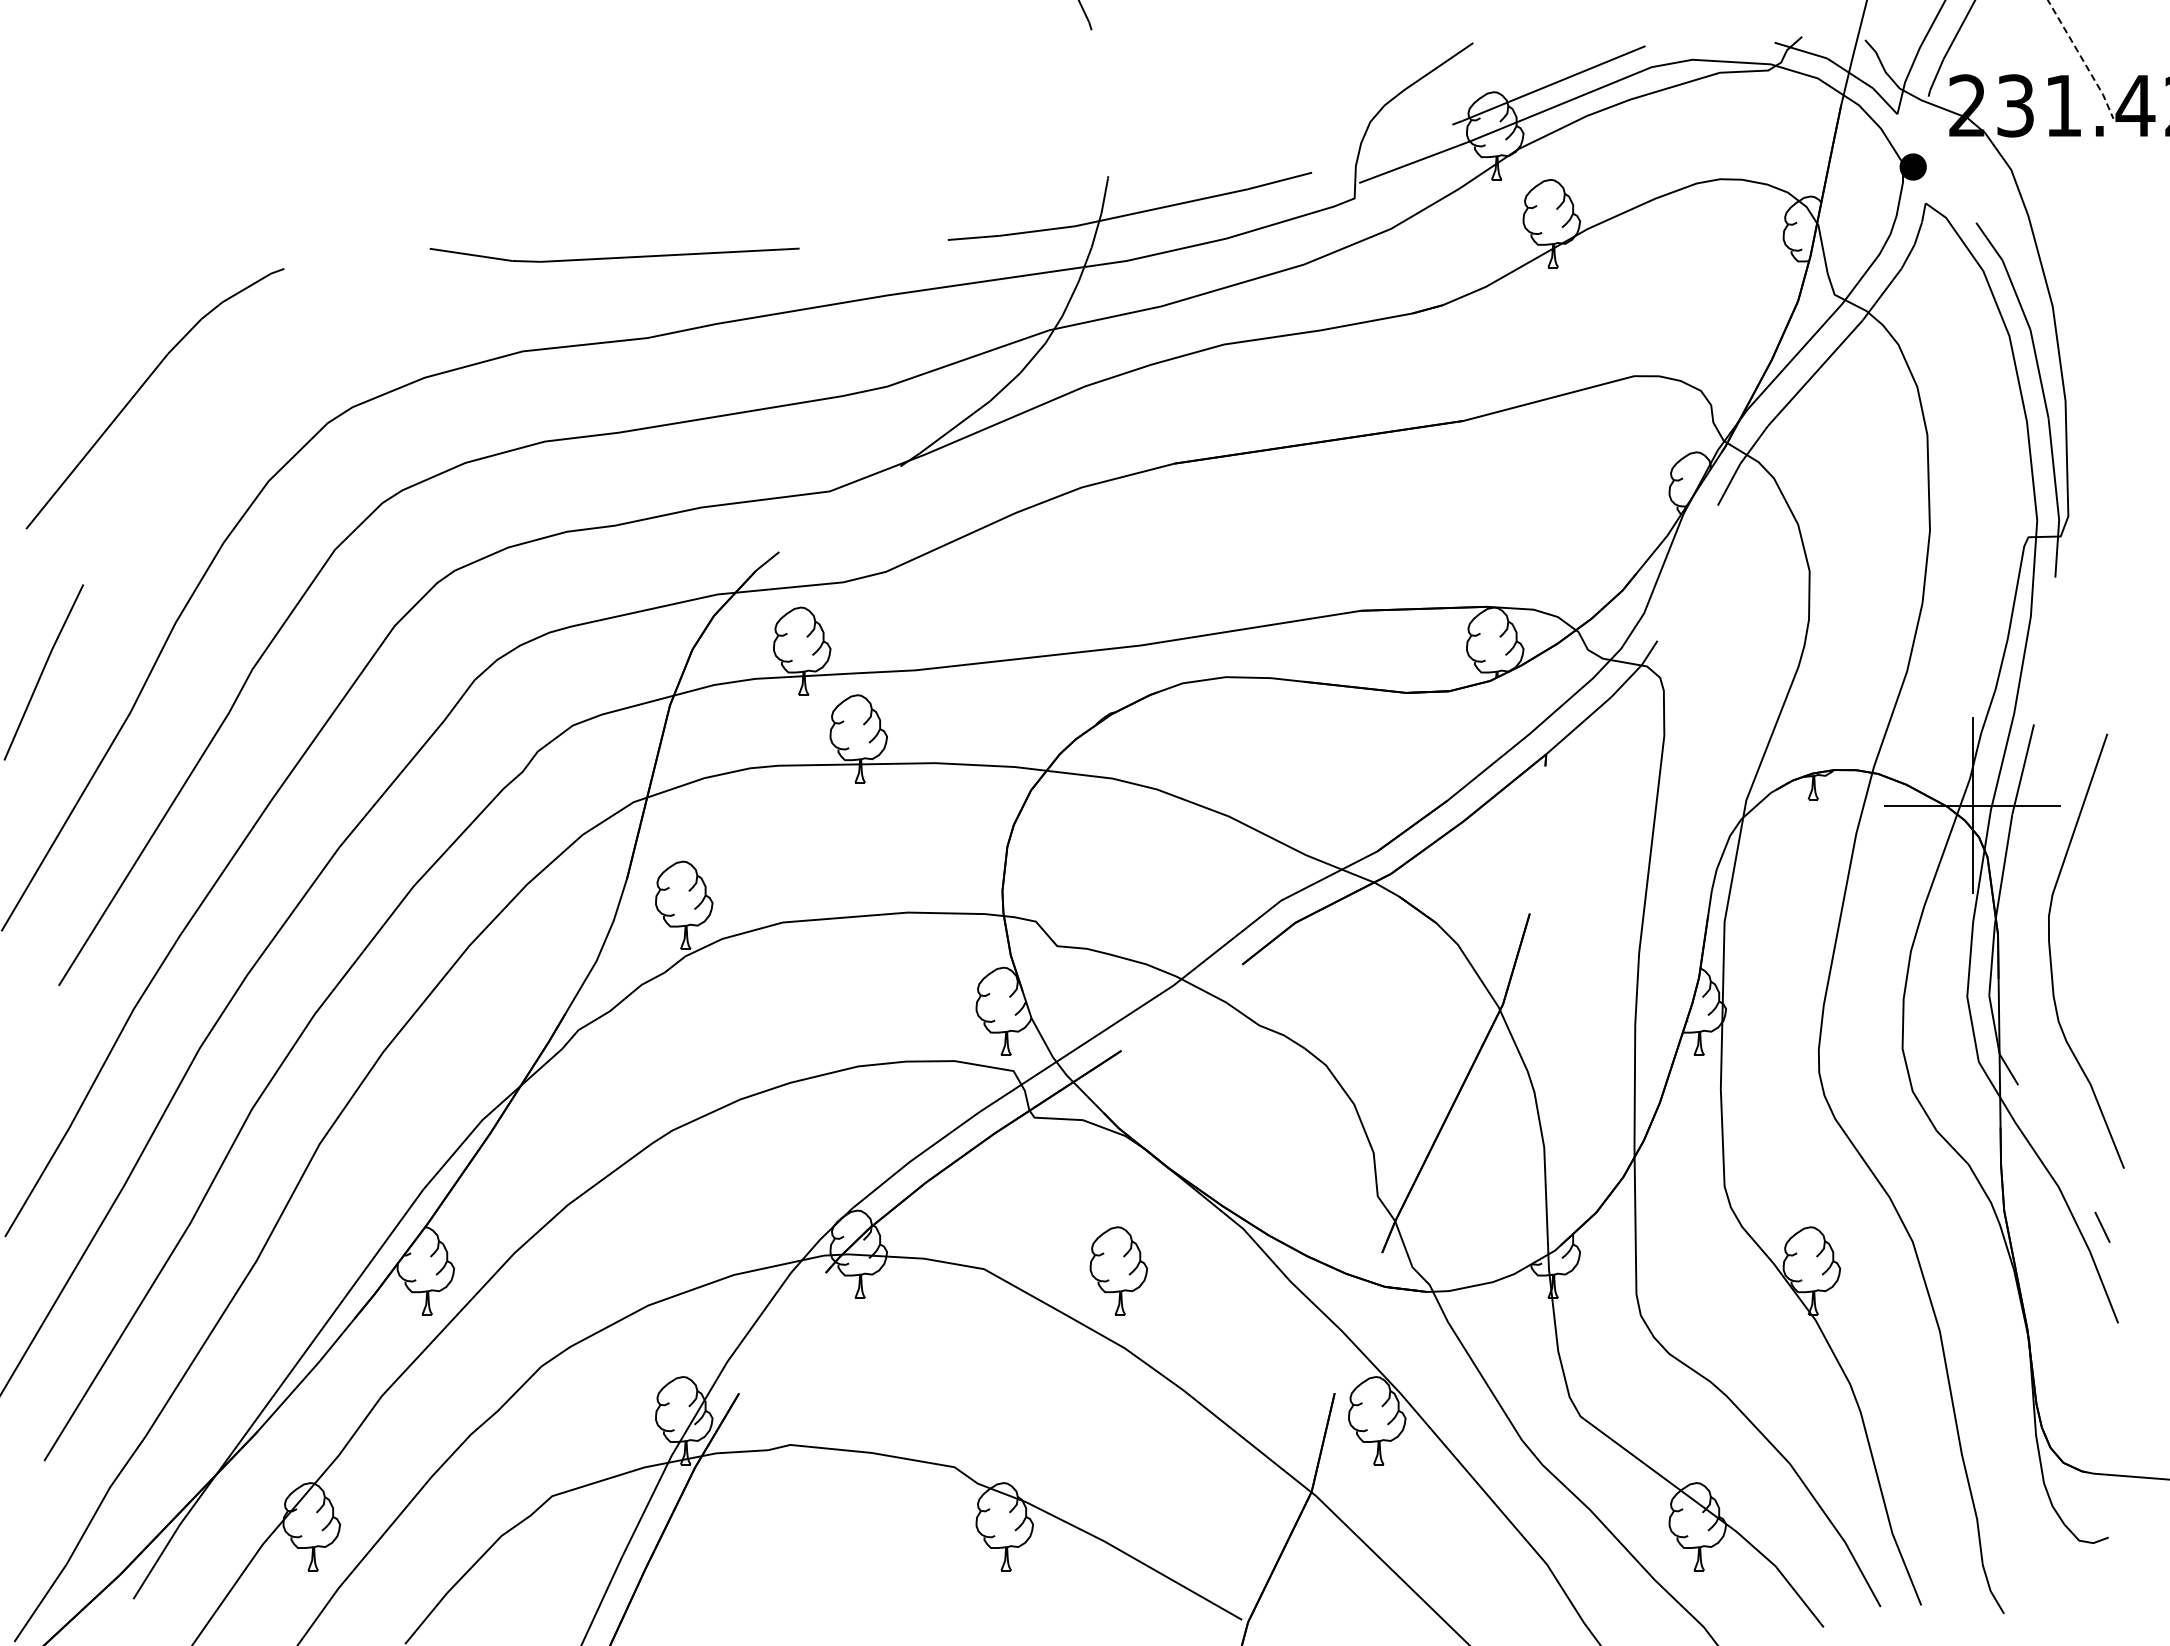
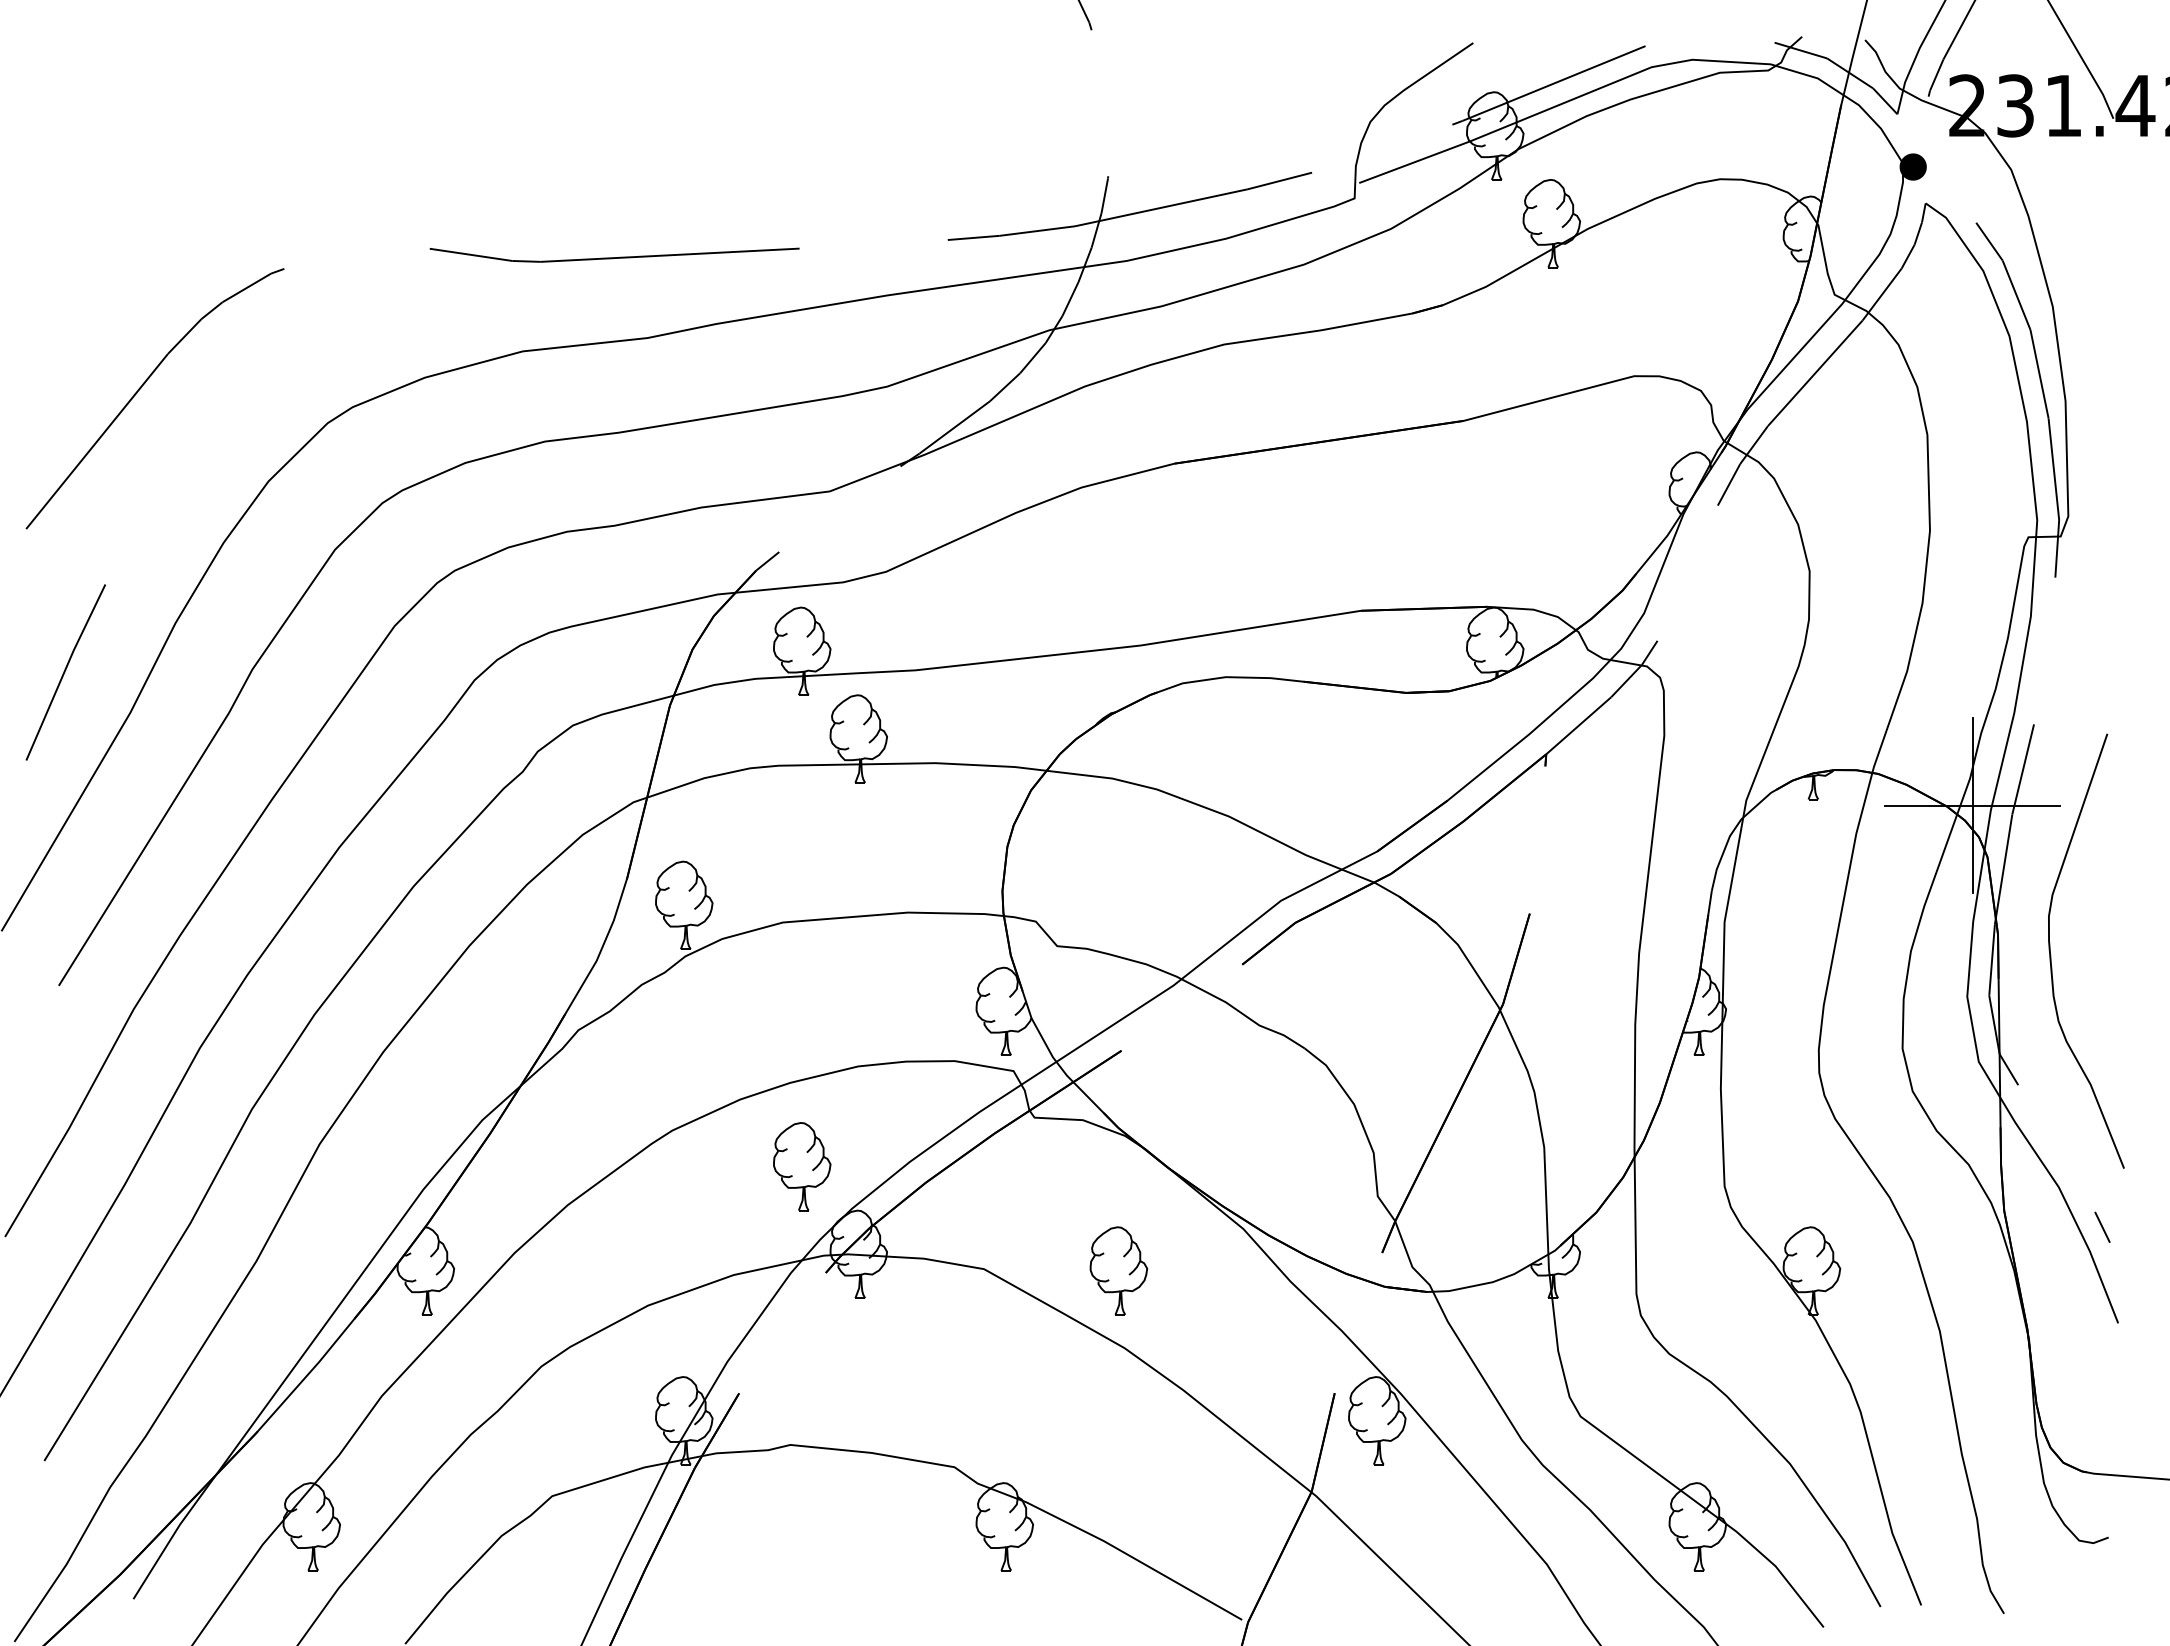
line: dashed -> solid (2082, 59)
line position: (43, 672) -> (65, 672) (65, 672)
part: none -> present (802, 1166)
